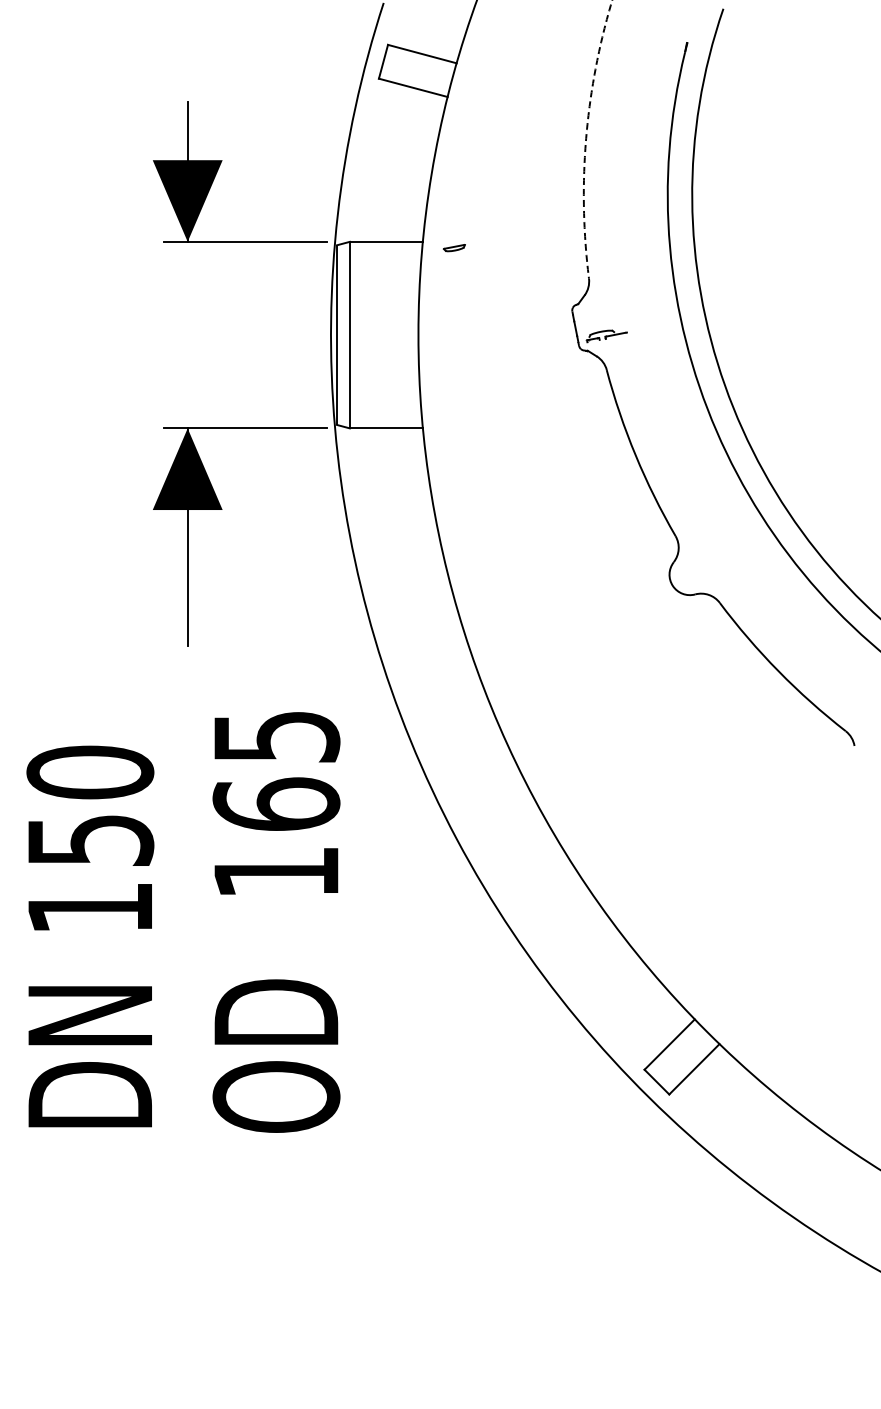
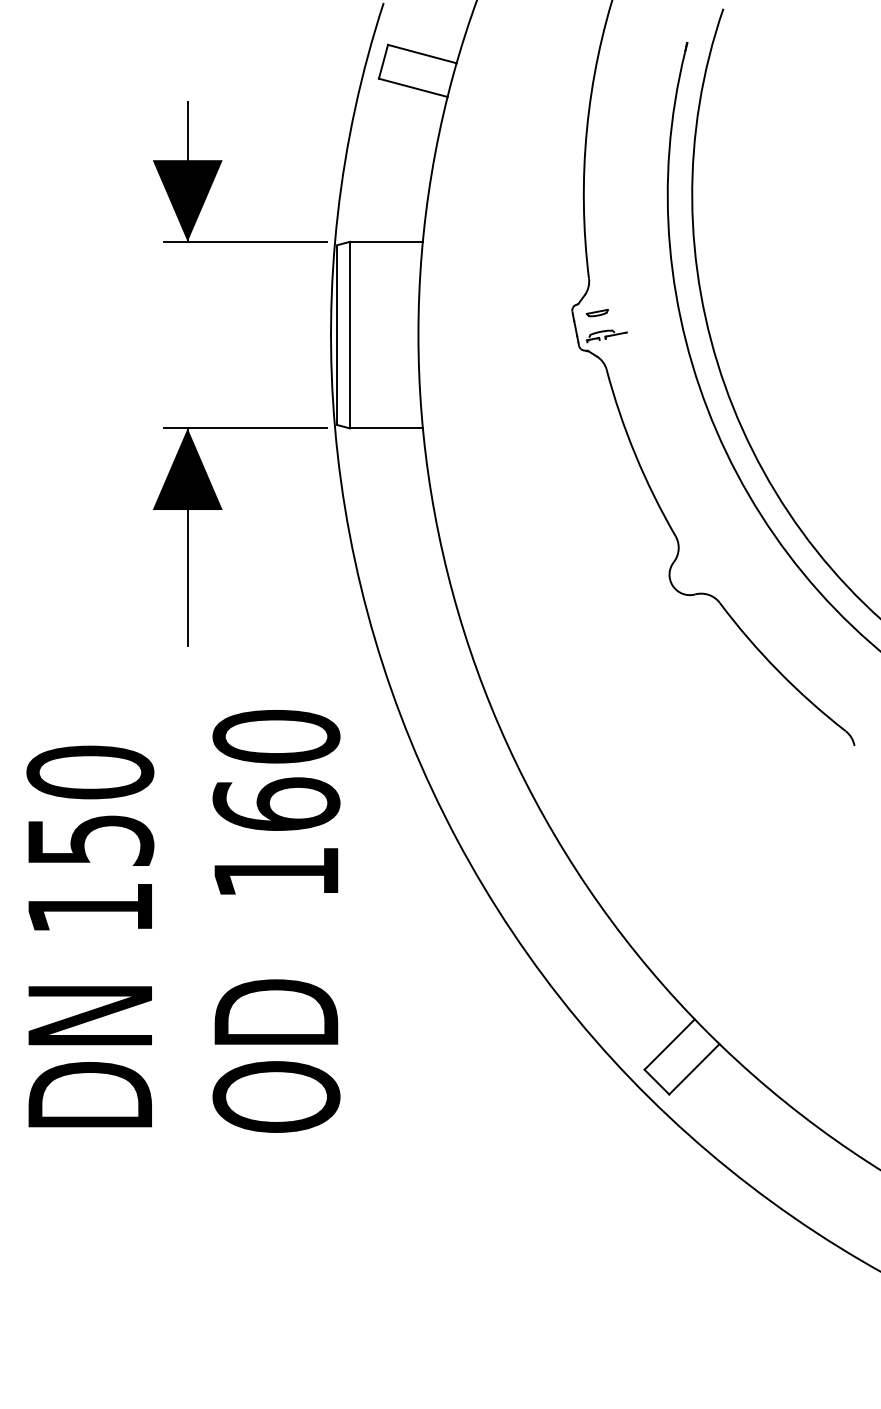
arc: dashed -> solid (586, 138)
part position: (453, 248) -> (596, 313) (596, 313)
text: 165 -> 160 (276, 736)
